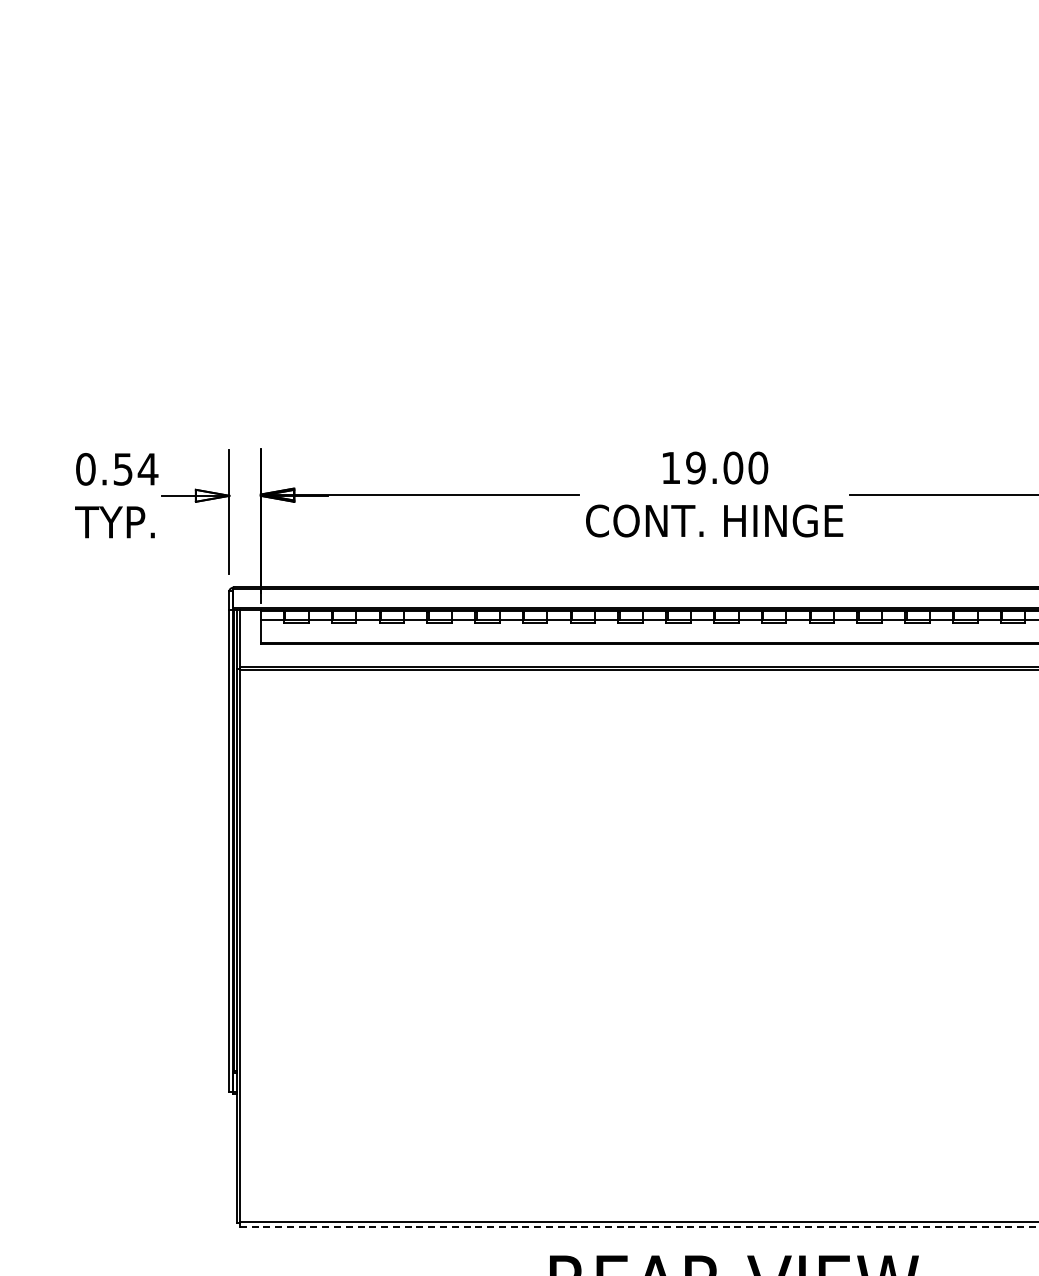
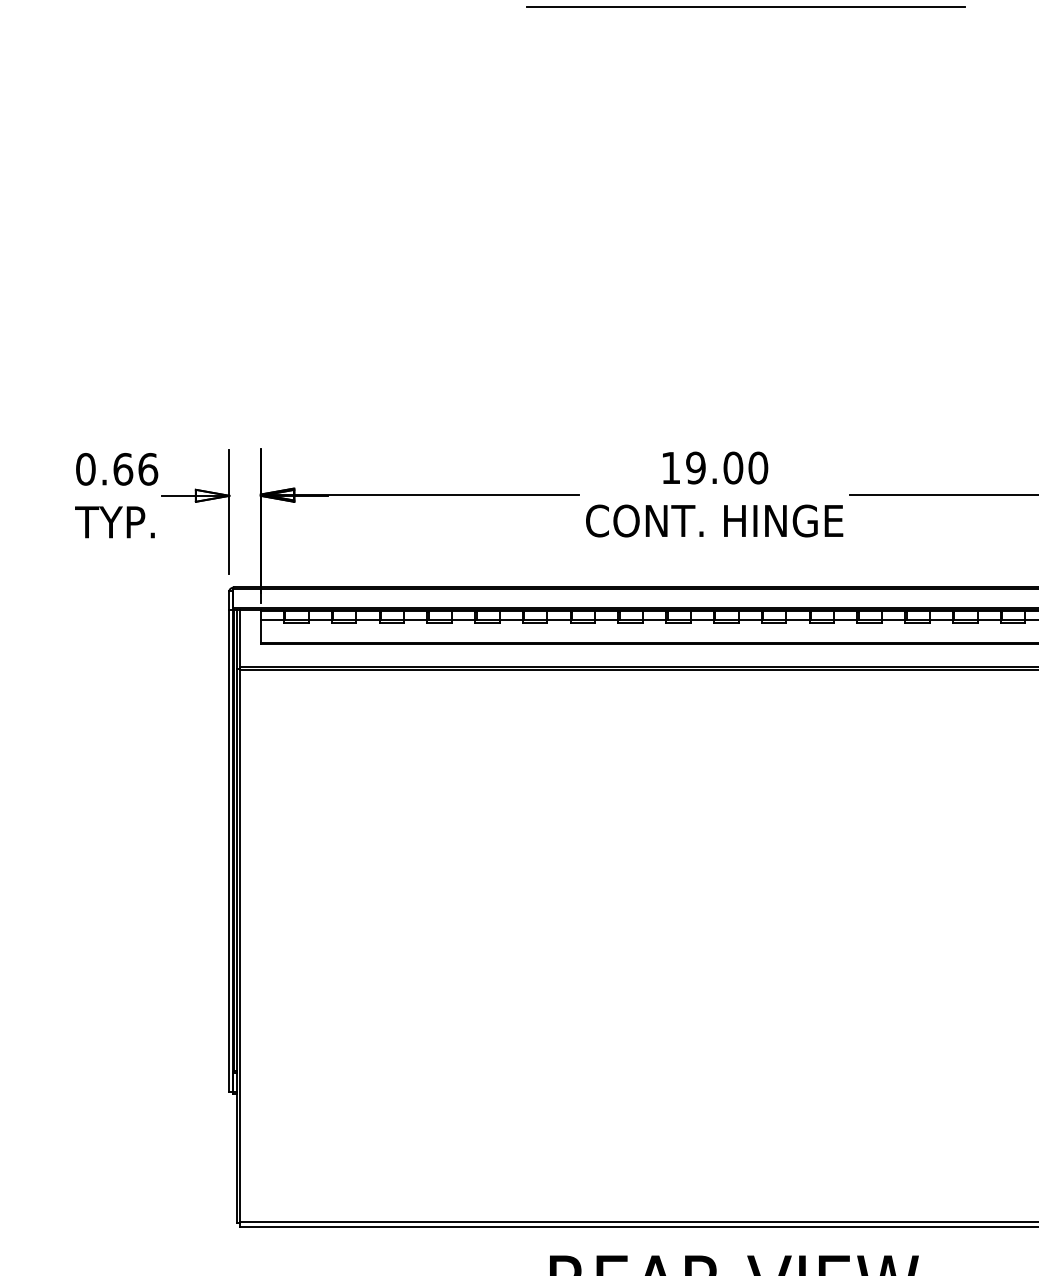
line: none -> present (745, 6)
text: 0.54 -> 0.66 (135, 468)
line: dashed -> solid (639, 1227)
